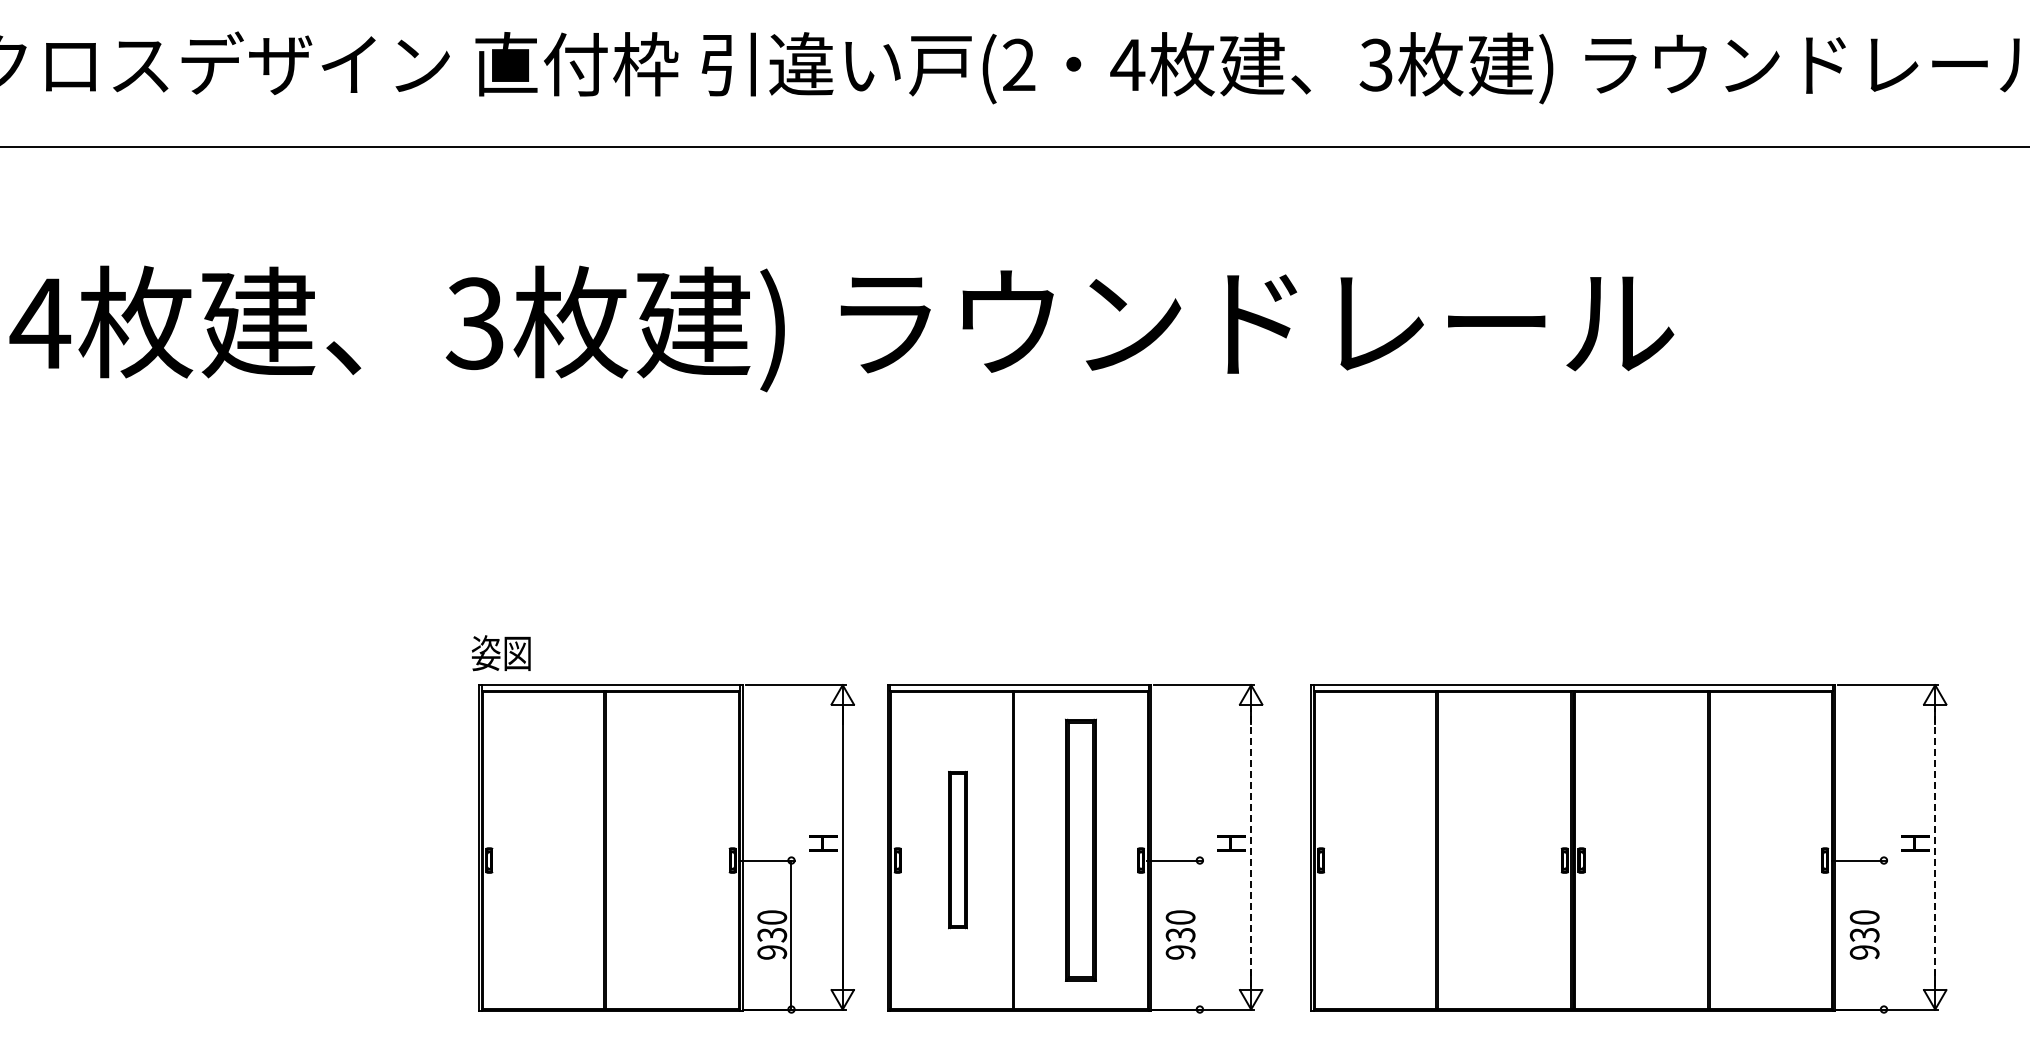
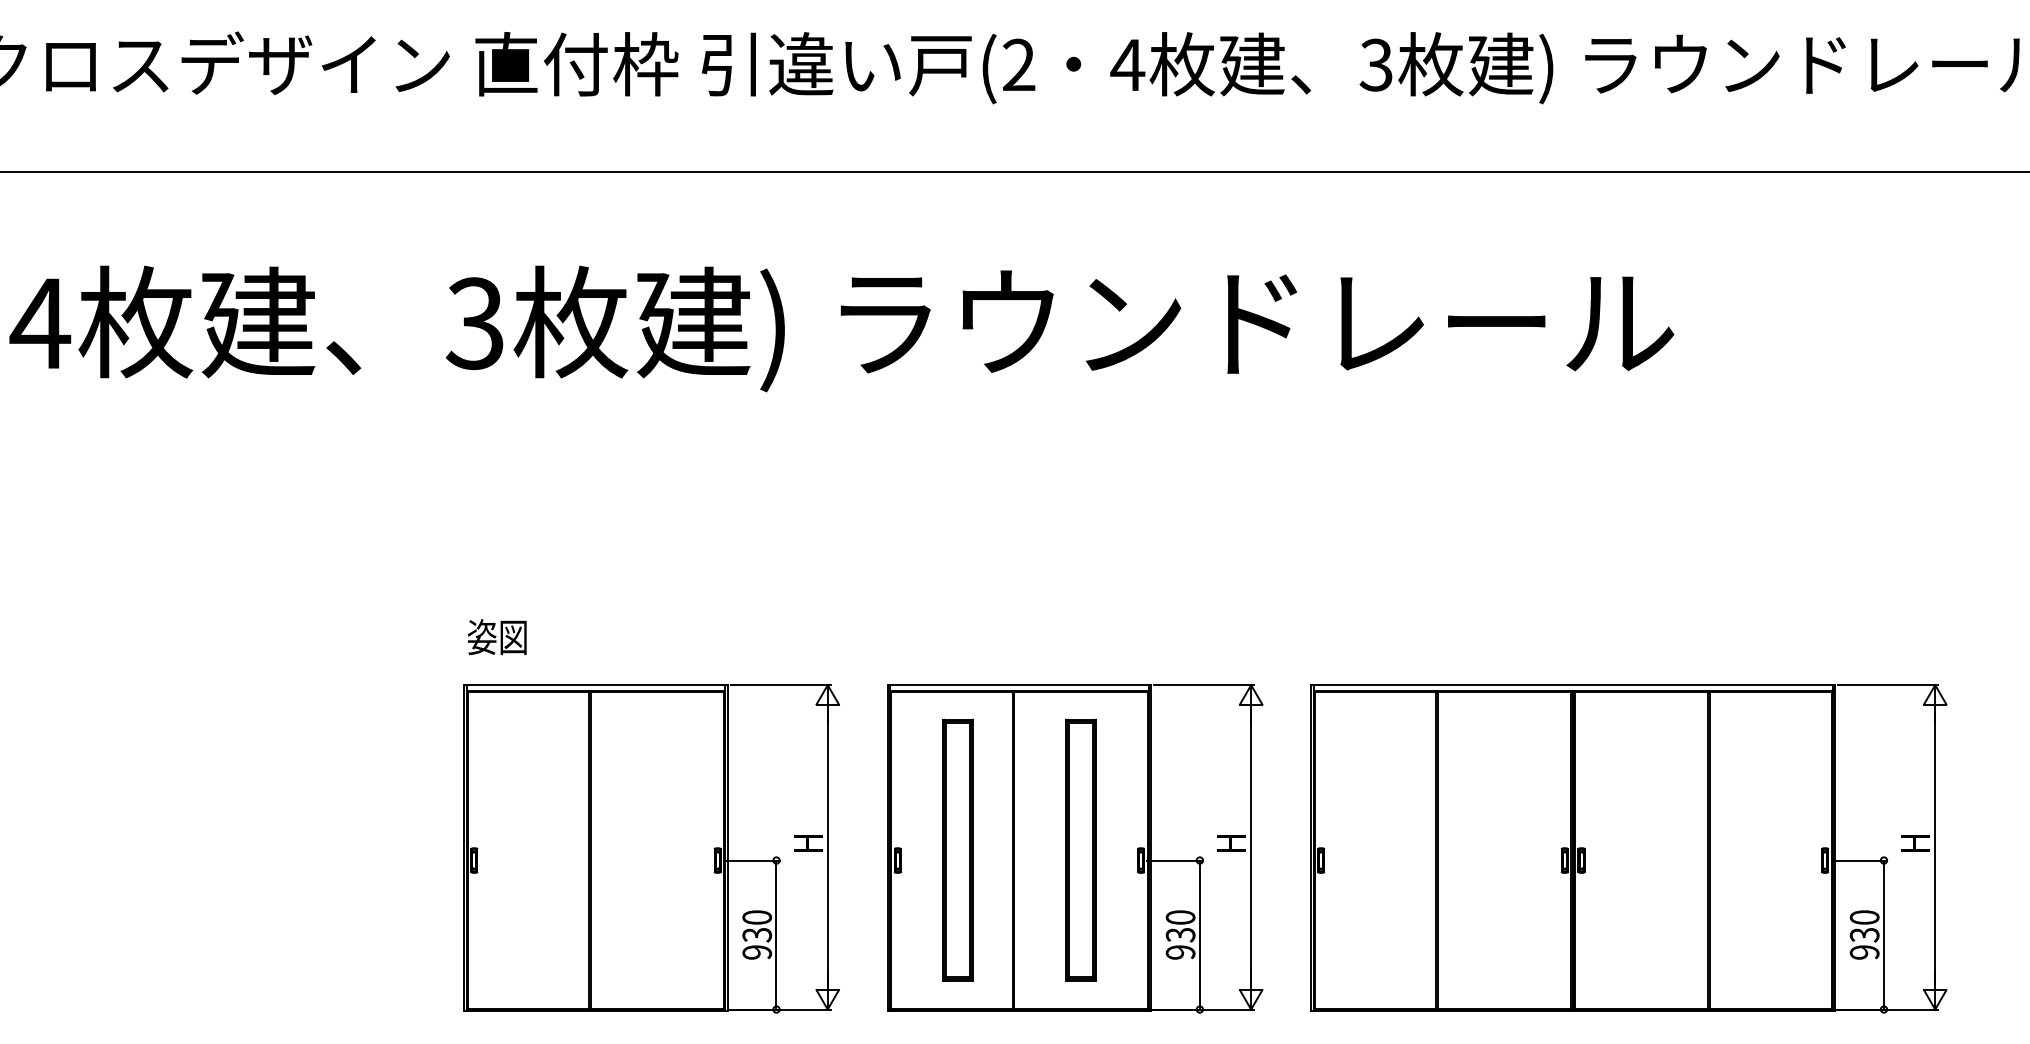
line position: (1014, 146) -> (1014, 171) (1014, 171)
text position: (500, 653) -> (496, 637) (496, 637)
line: dashed -> solid (1251, 847)
line: dashed -> solid (1935, 847)
part position: (666, 848) -> (651, 848) (651, 848)
part size: 20x159 px -> 32x264 px (957, 849)
line: none -> present (1199, 934)
line: none -> present (1883, 934)
